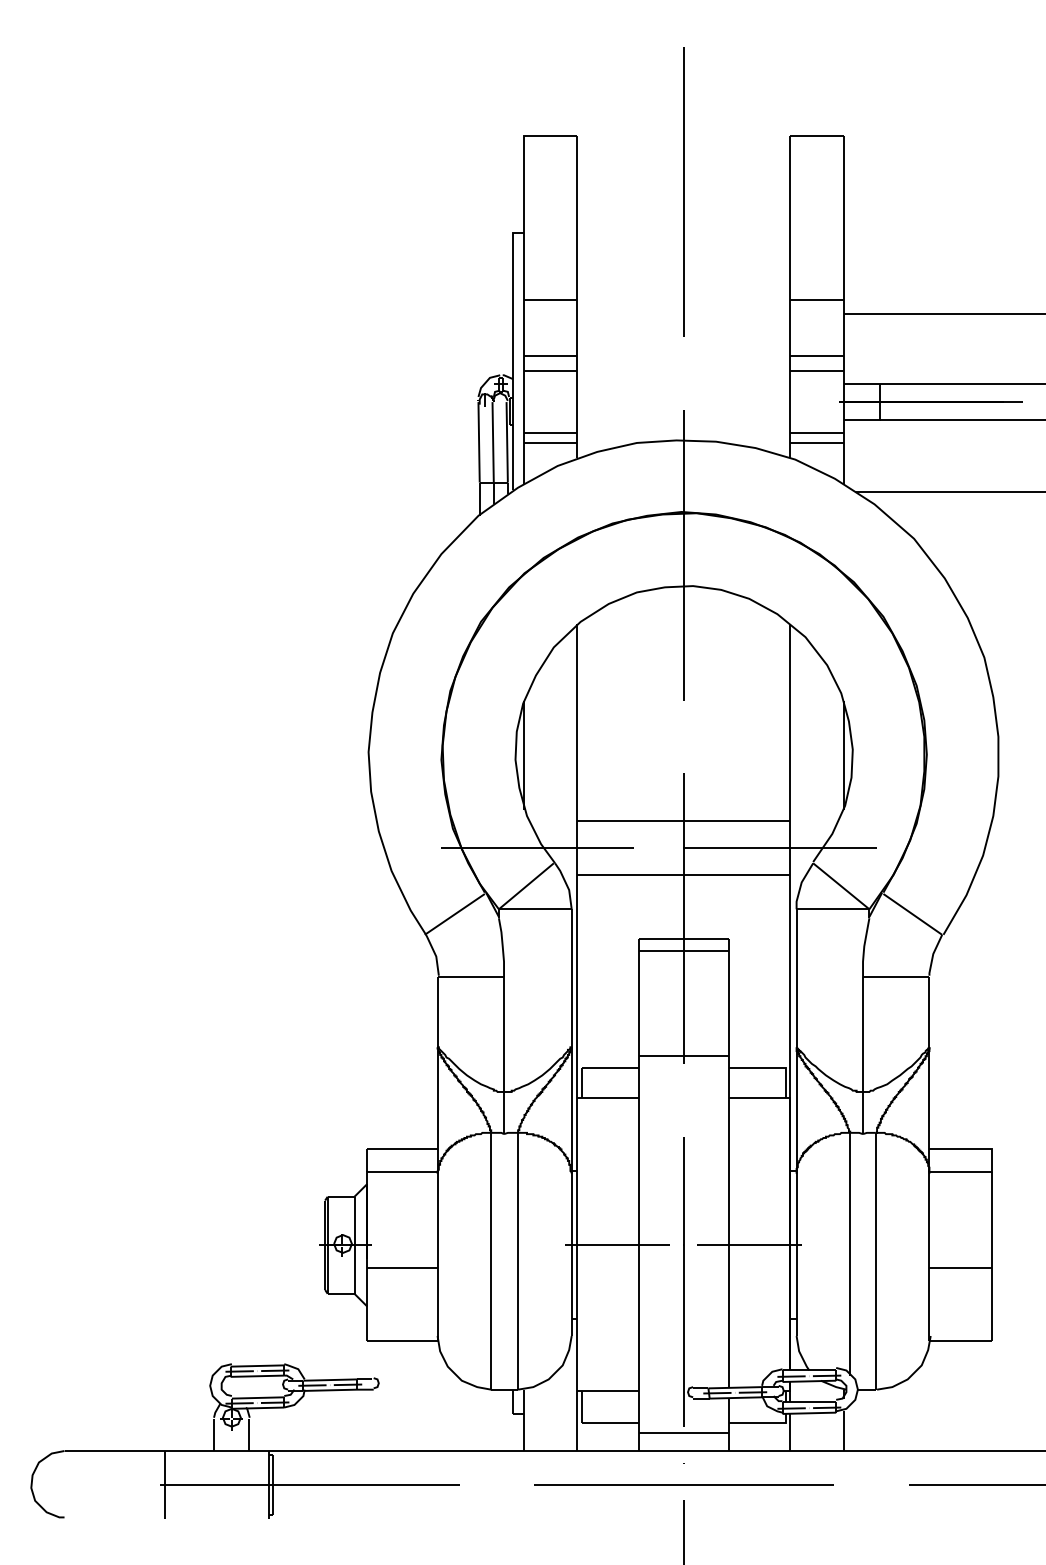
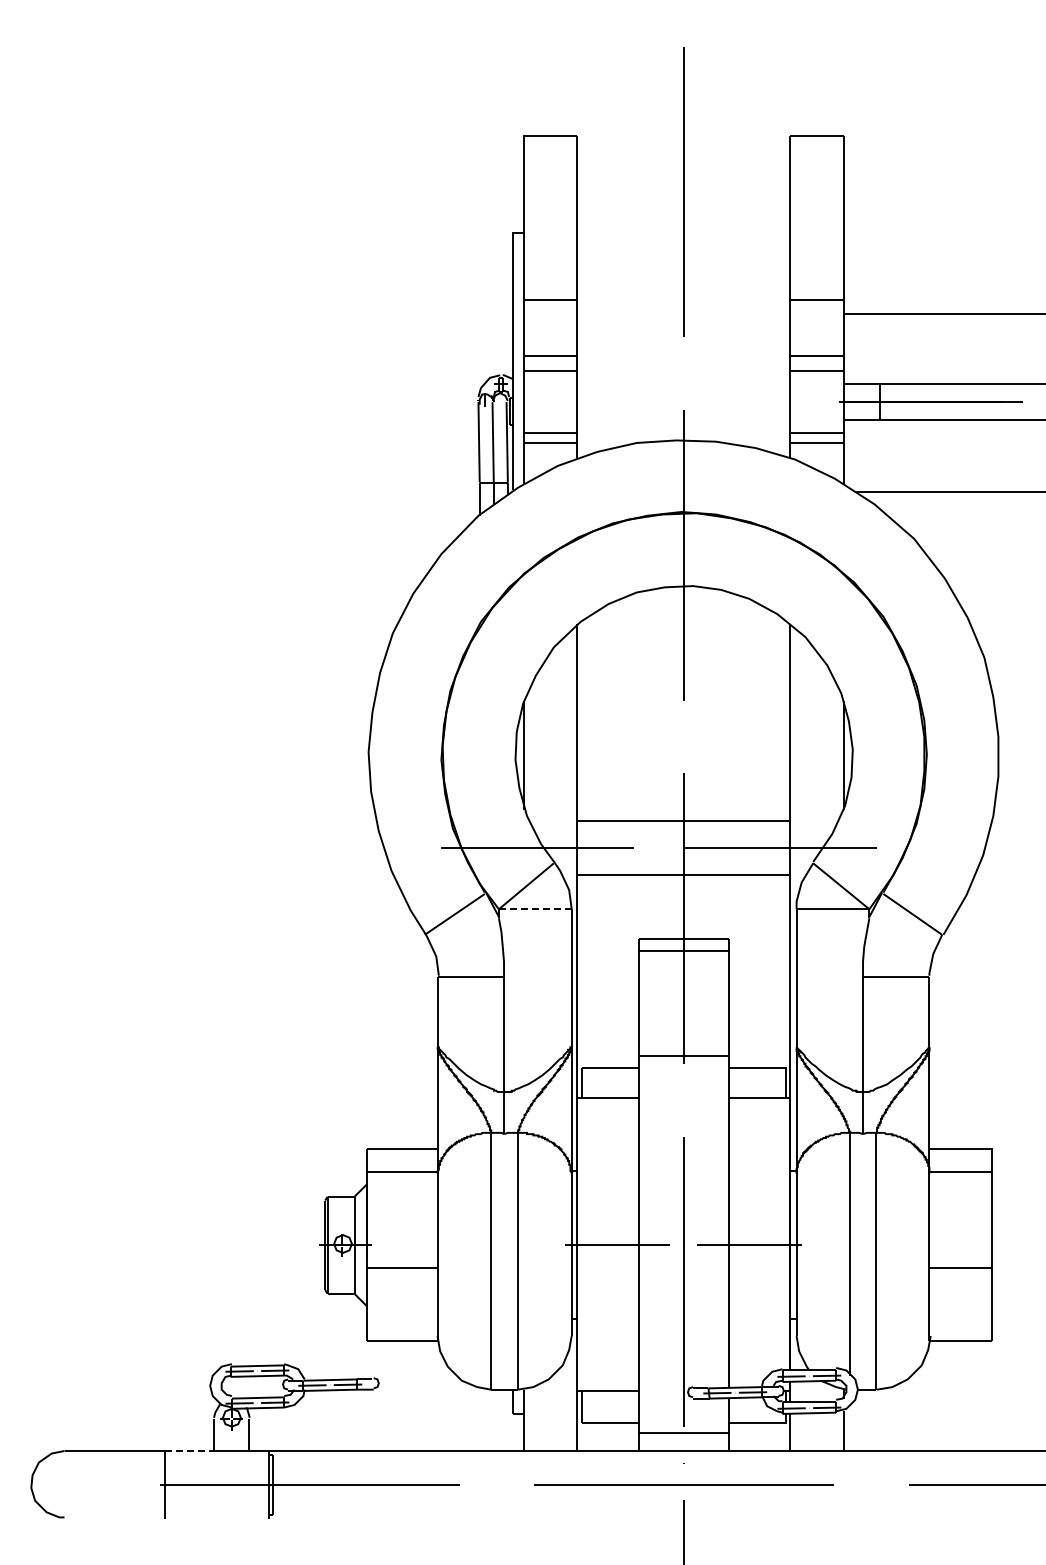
line: solid -> dashed (534, 909)
line: solid -> dashed (190, 1450)
